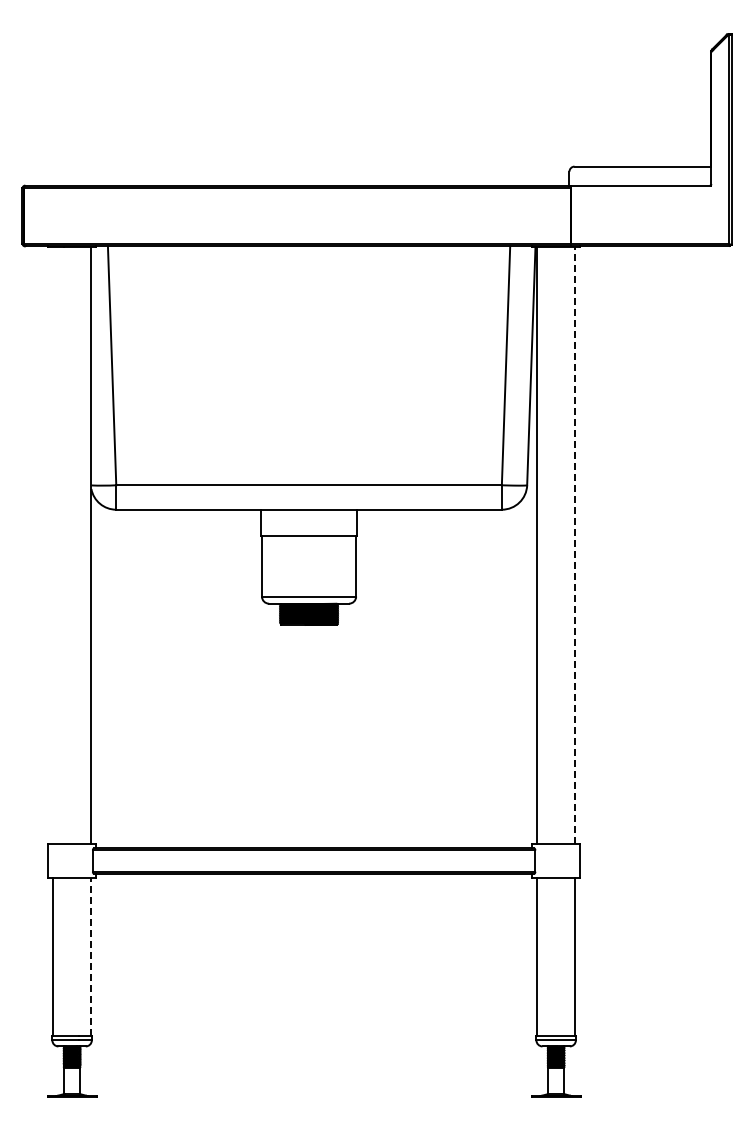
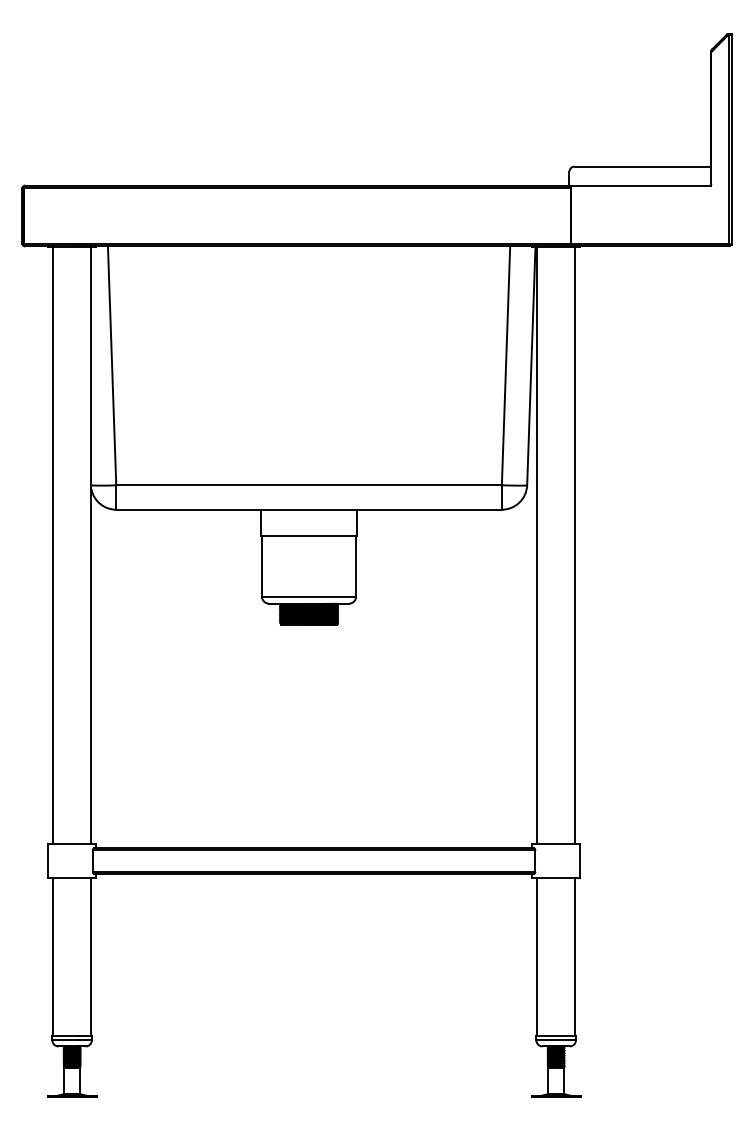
line: none -> present (52, 544)
line: dashed -> solid (575, 545)
line: dashed -> solid (91, 957)
